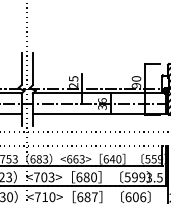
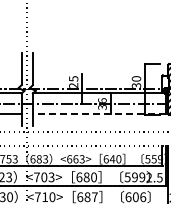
text: 90 -> 30 (136, 85)
line: solid -> dashed (99, 113)
text: 3.5 -> 2.5 (149, 178)
